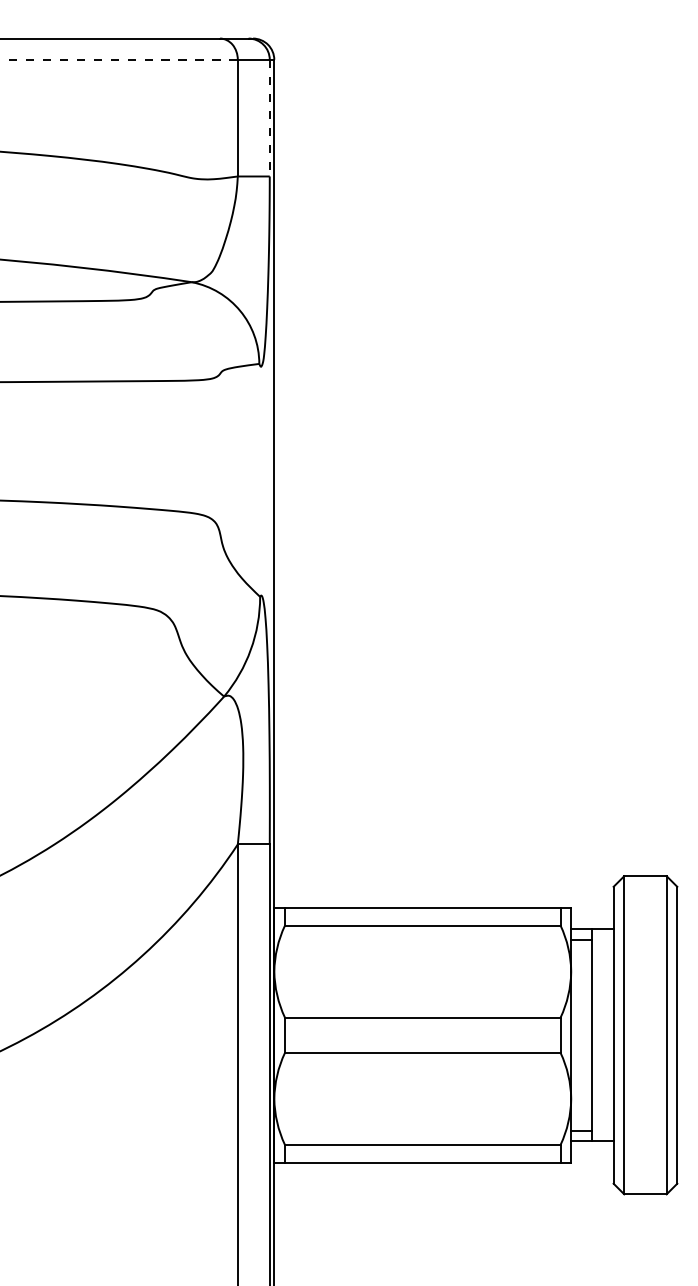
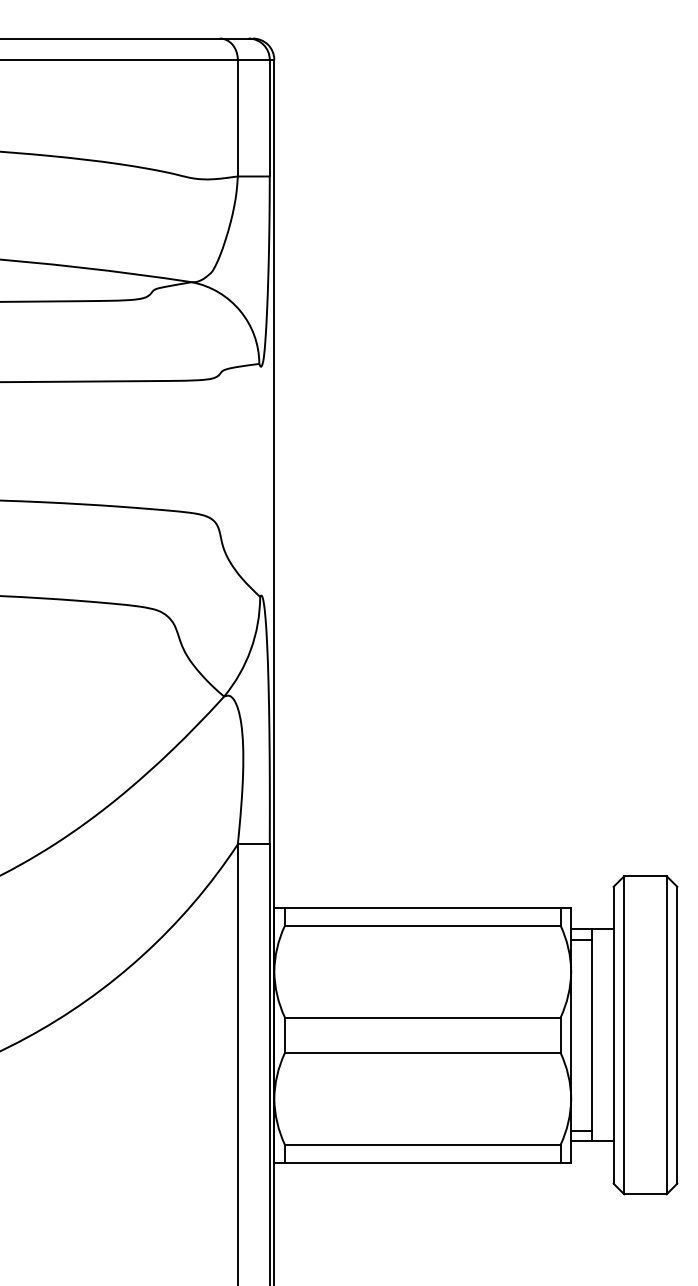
line: dashed -> solid (118, 59)
line: dashed -> solid (269, 118)
